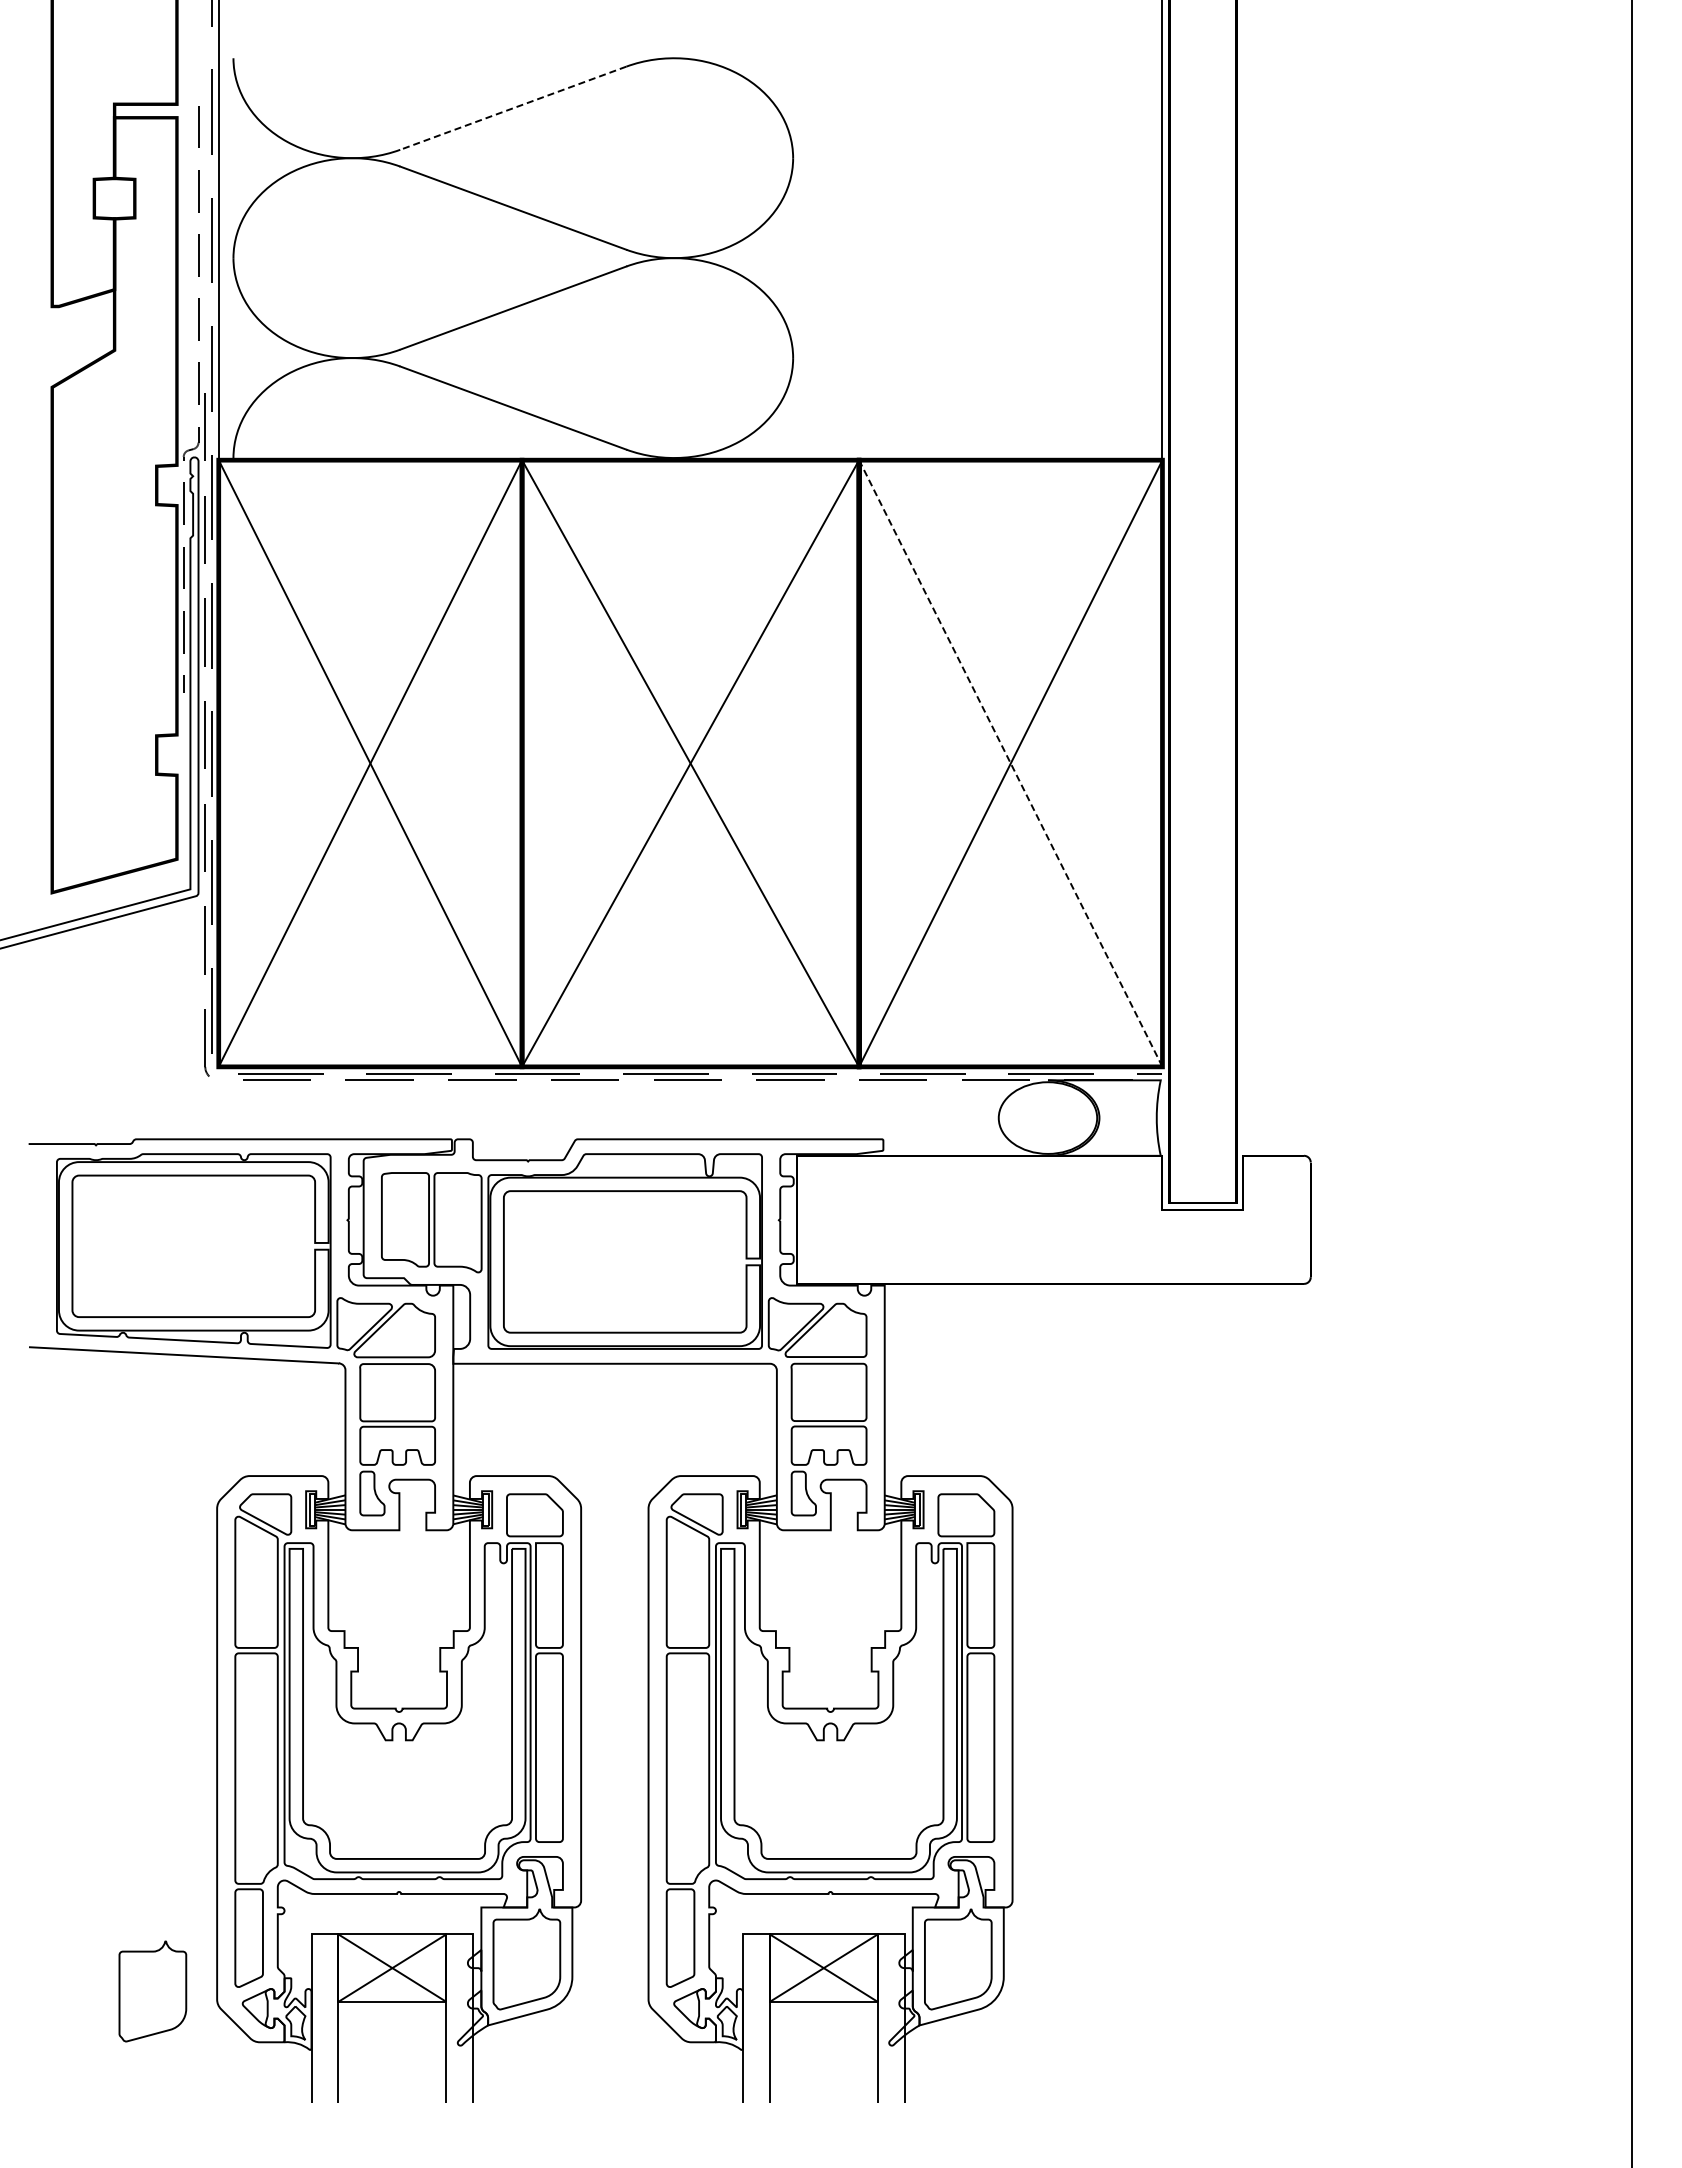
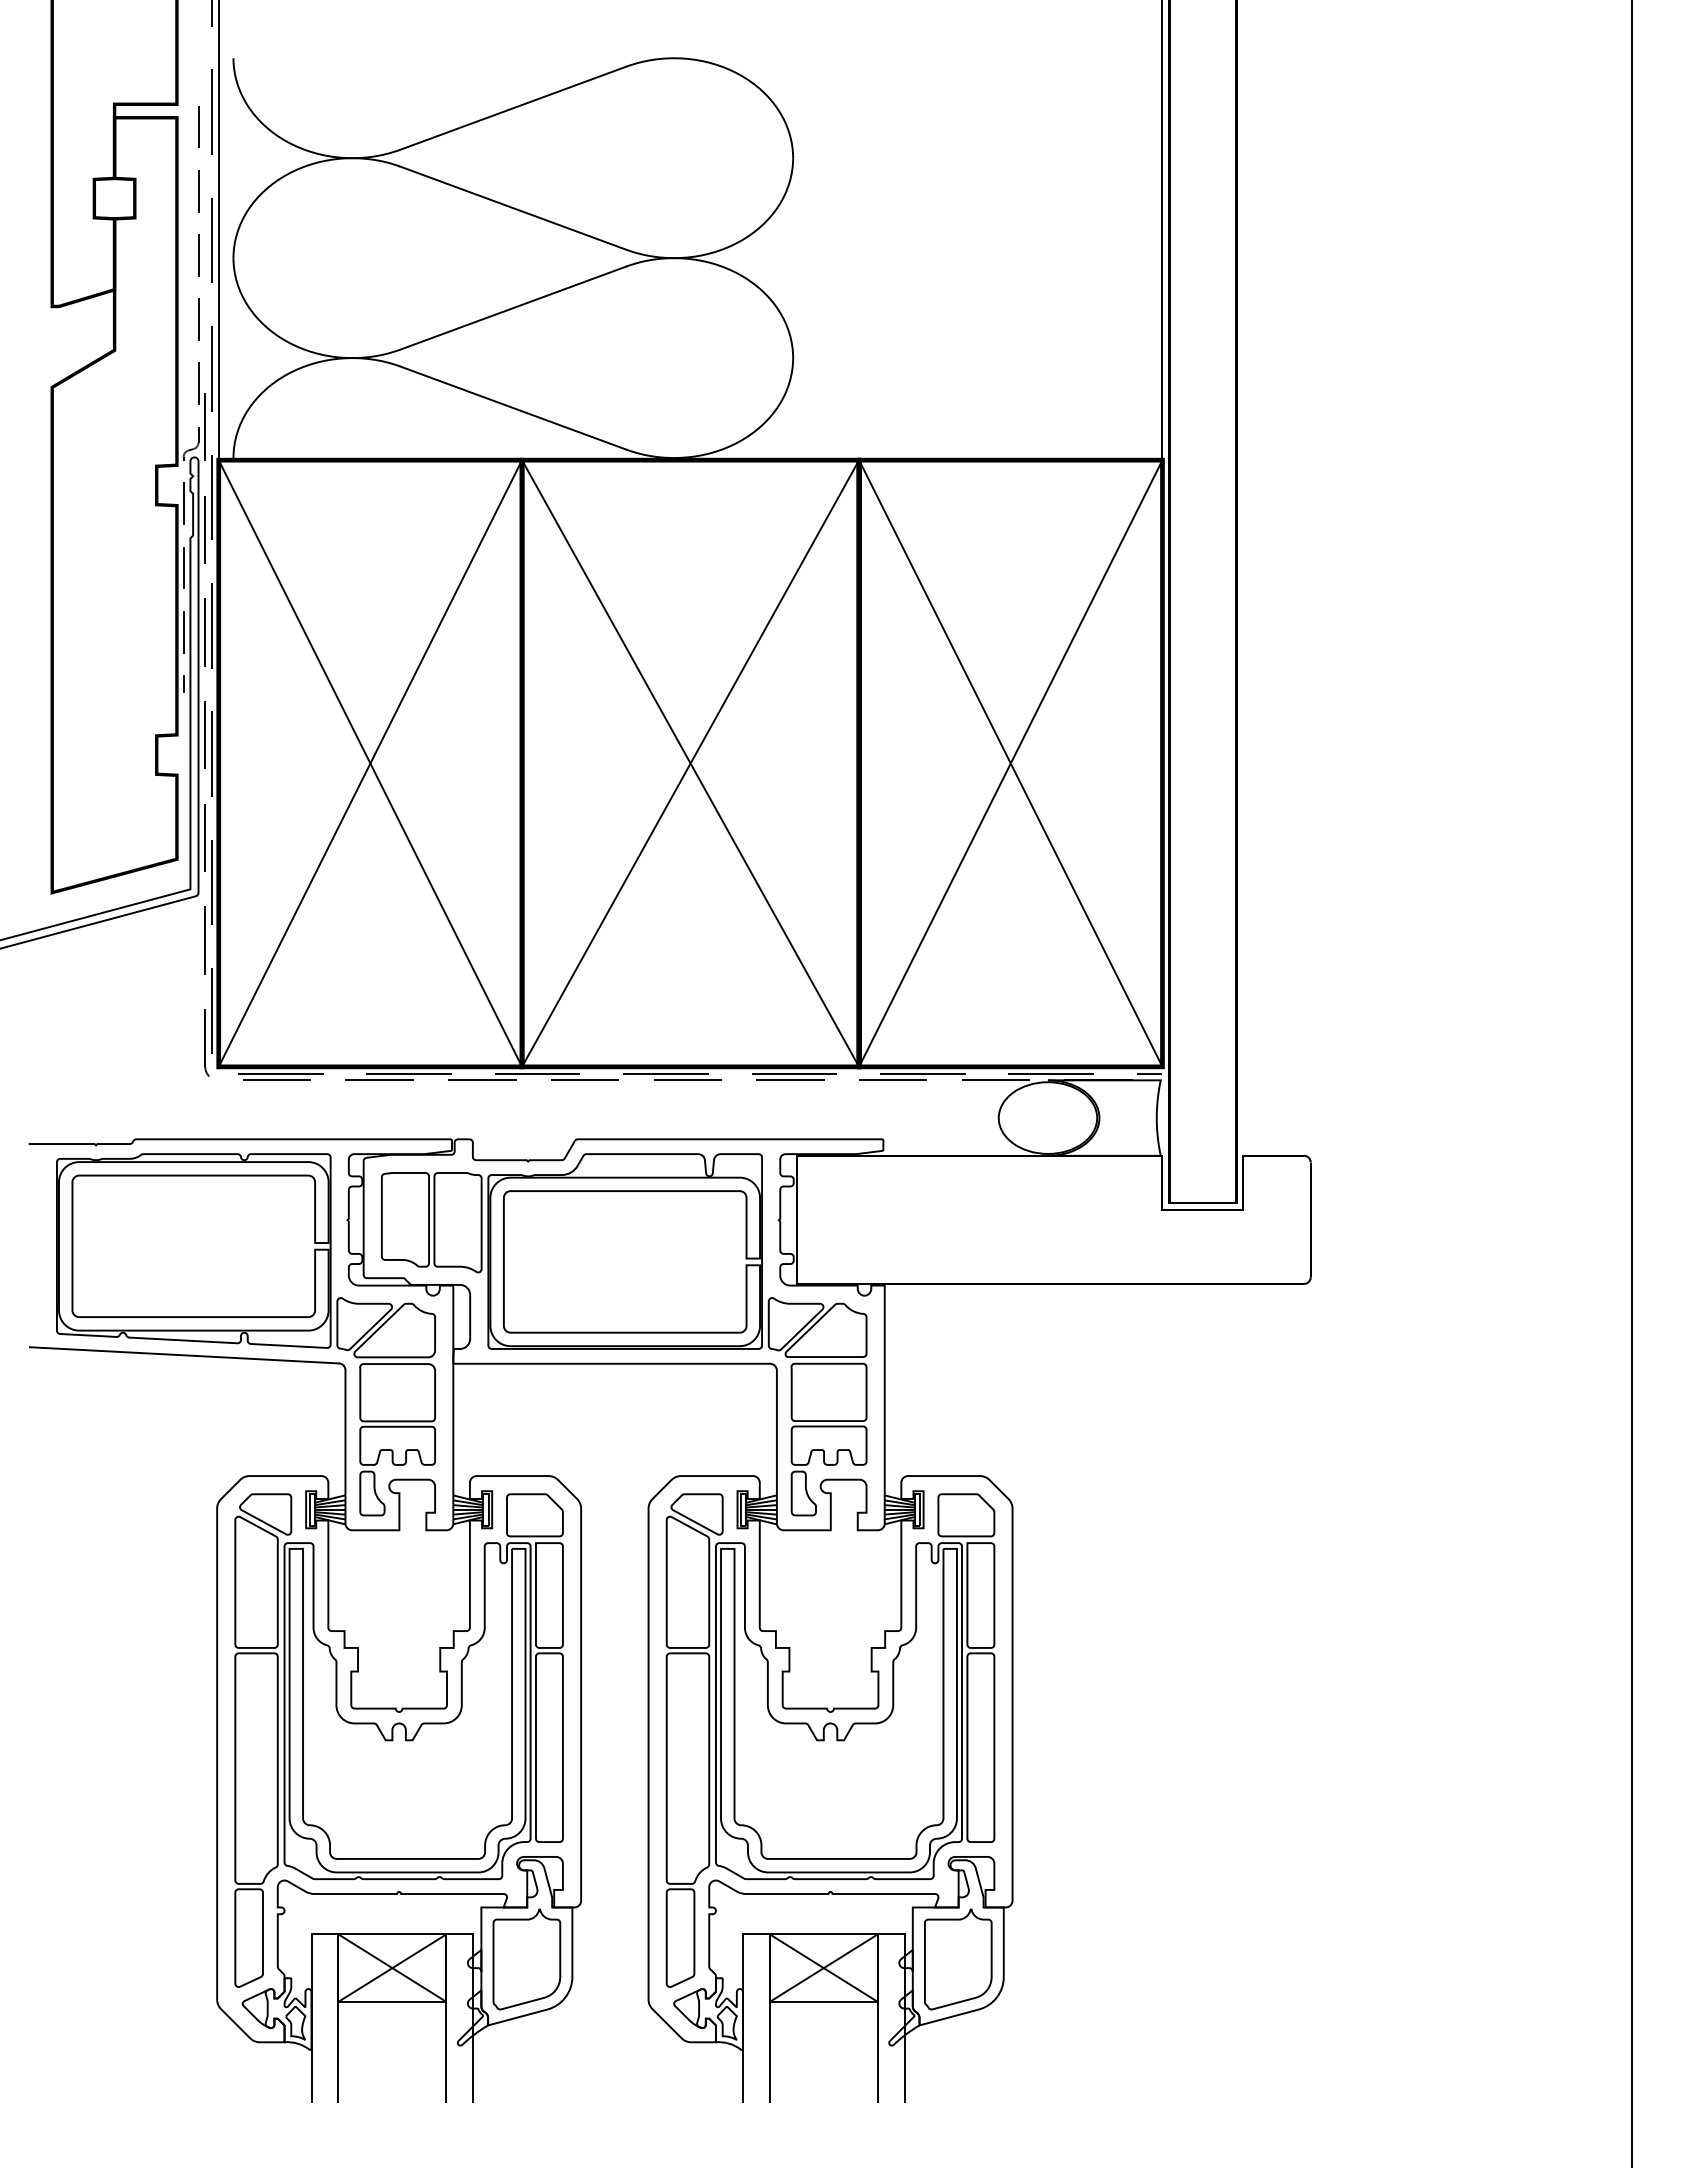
line: dashed -> solid (512, 108)
line: dashed -> solid (1011, 763)
part: present -> none (152, 1991)
